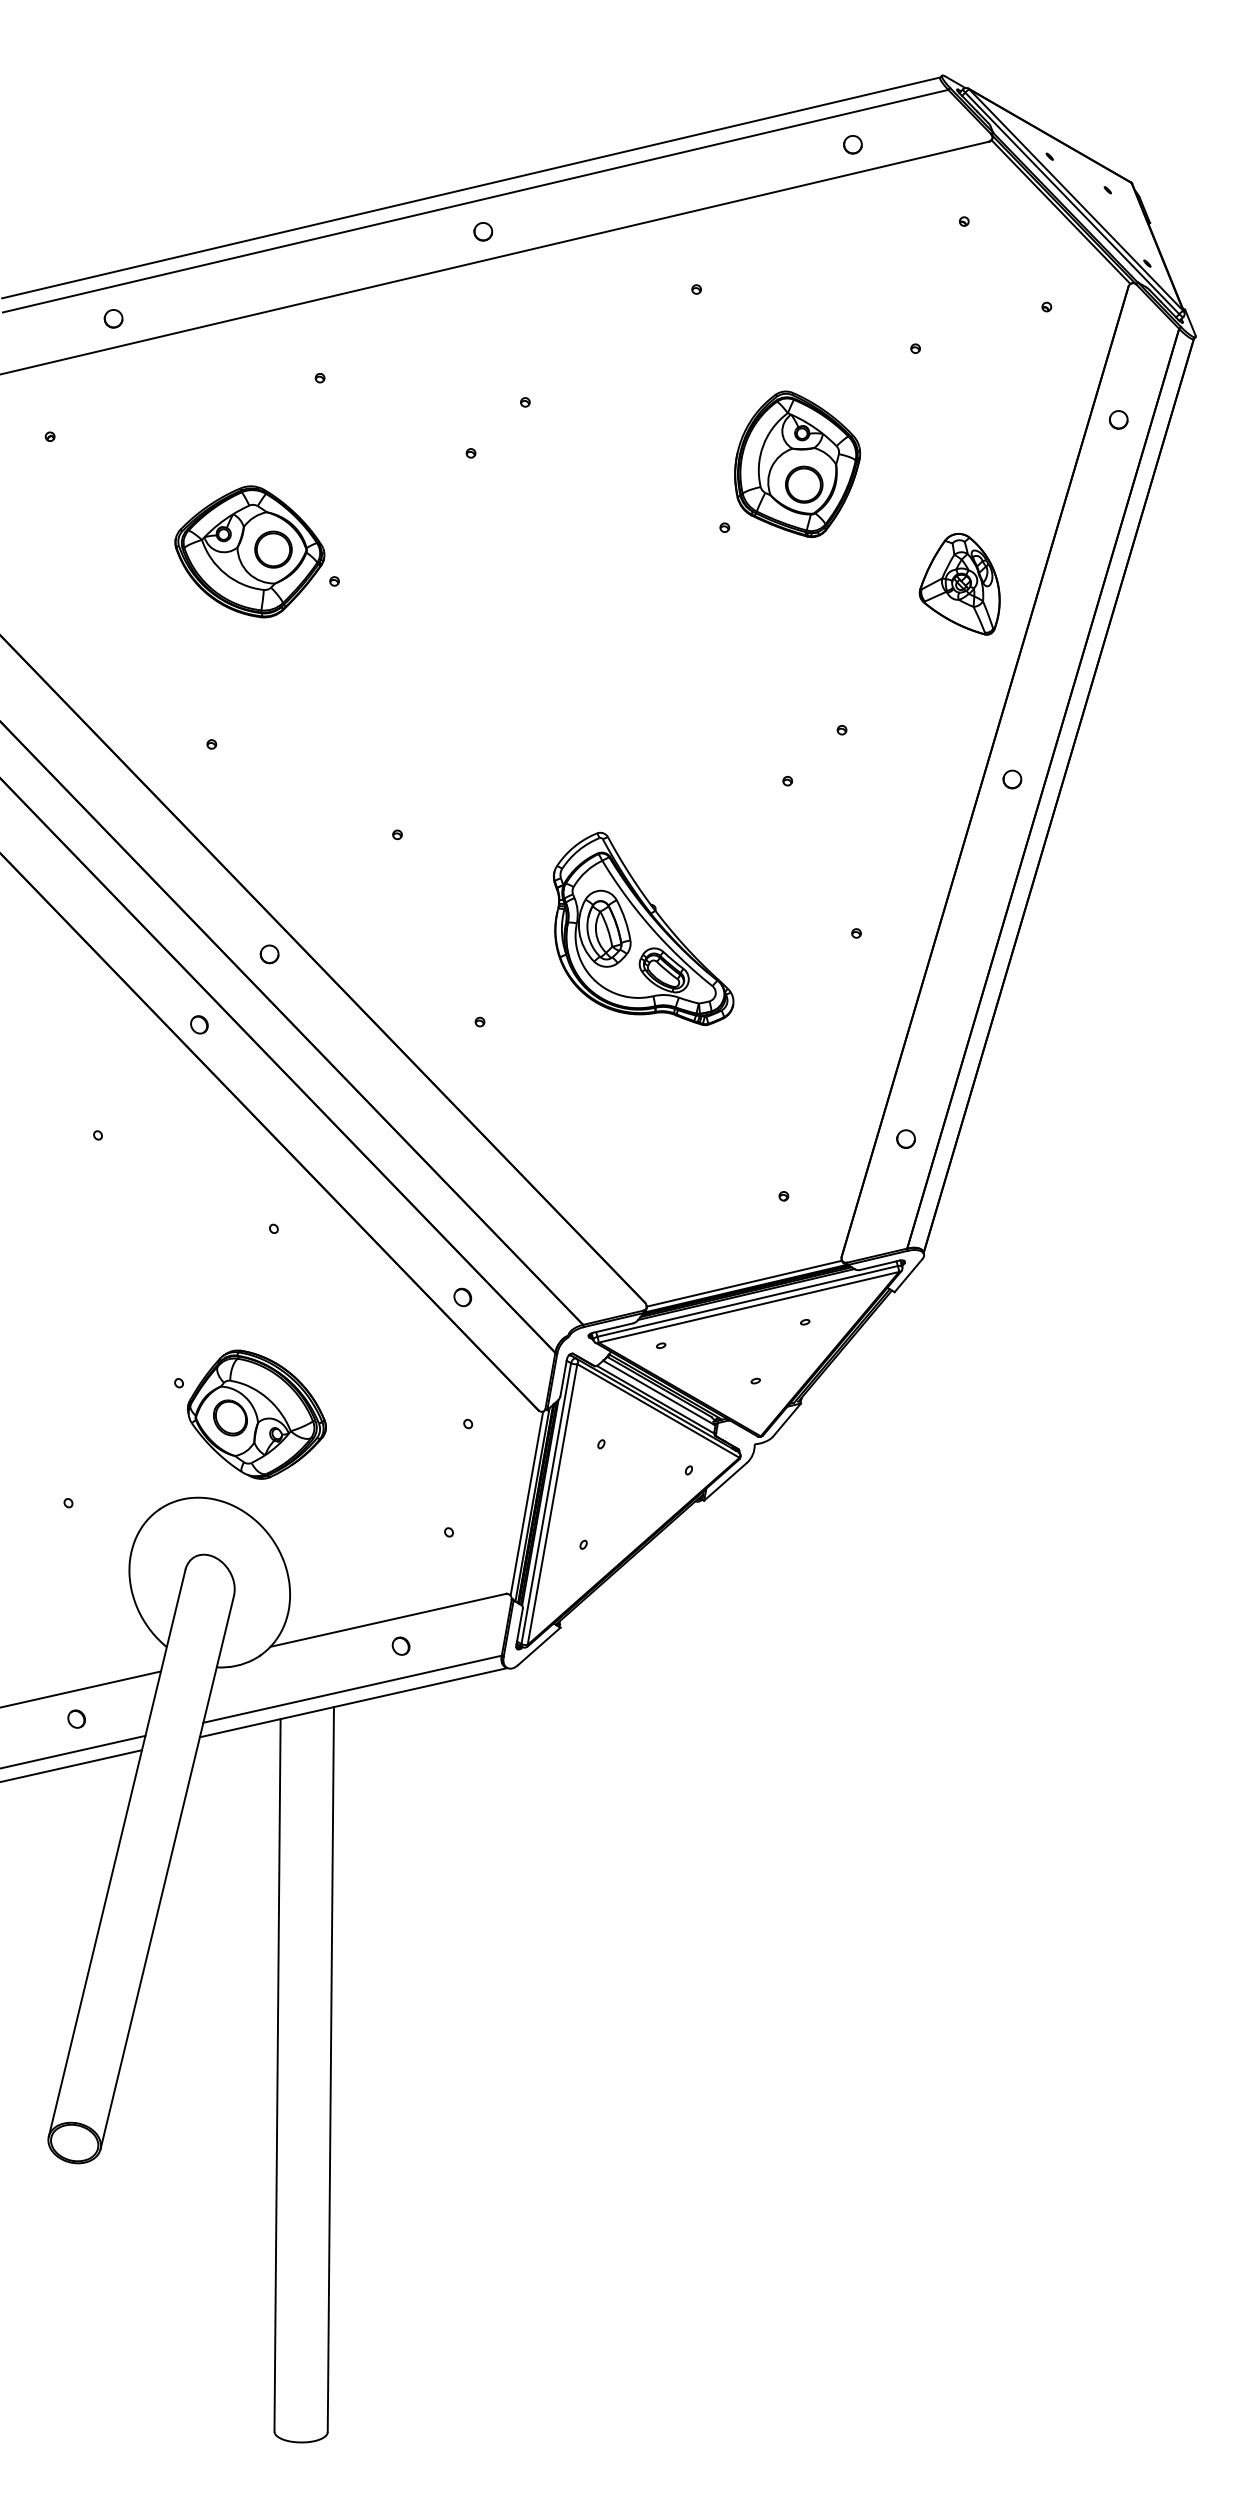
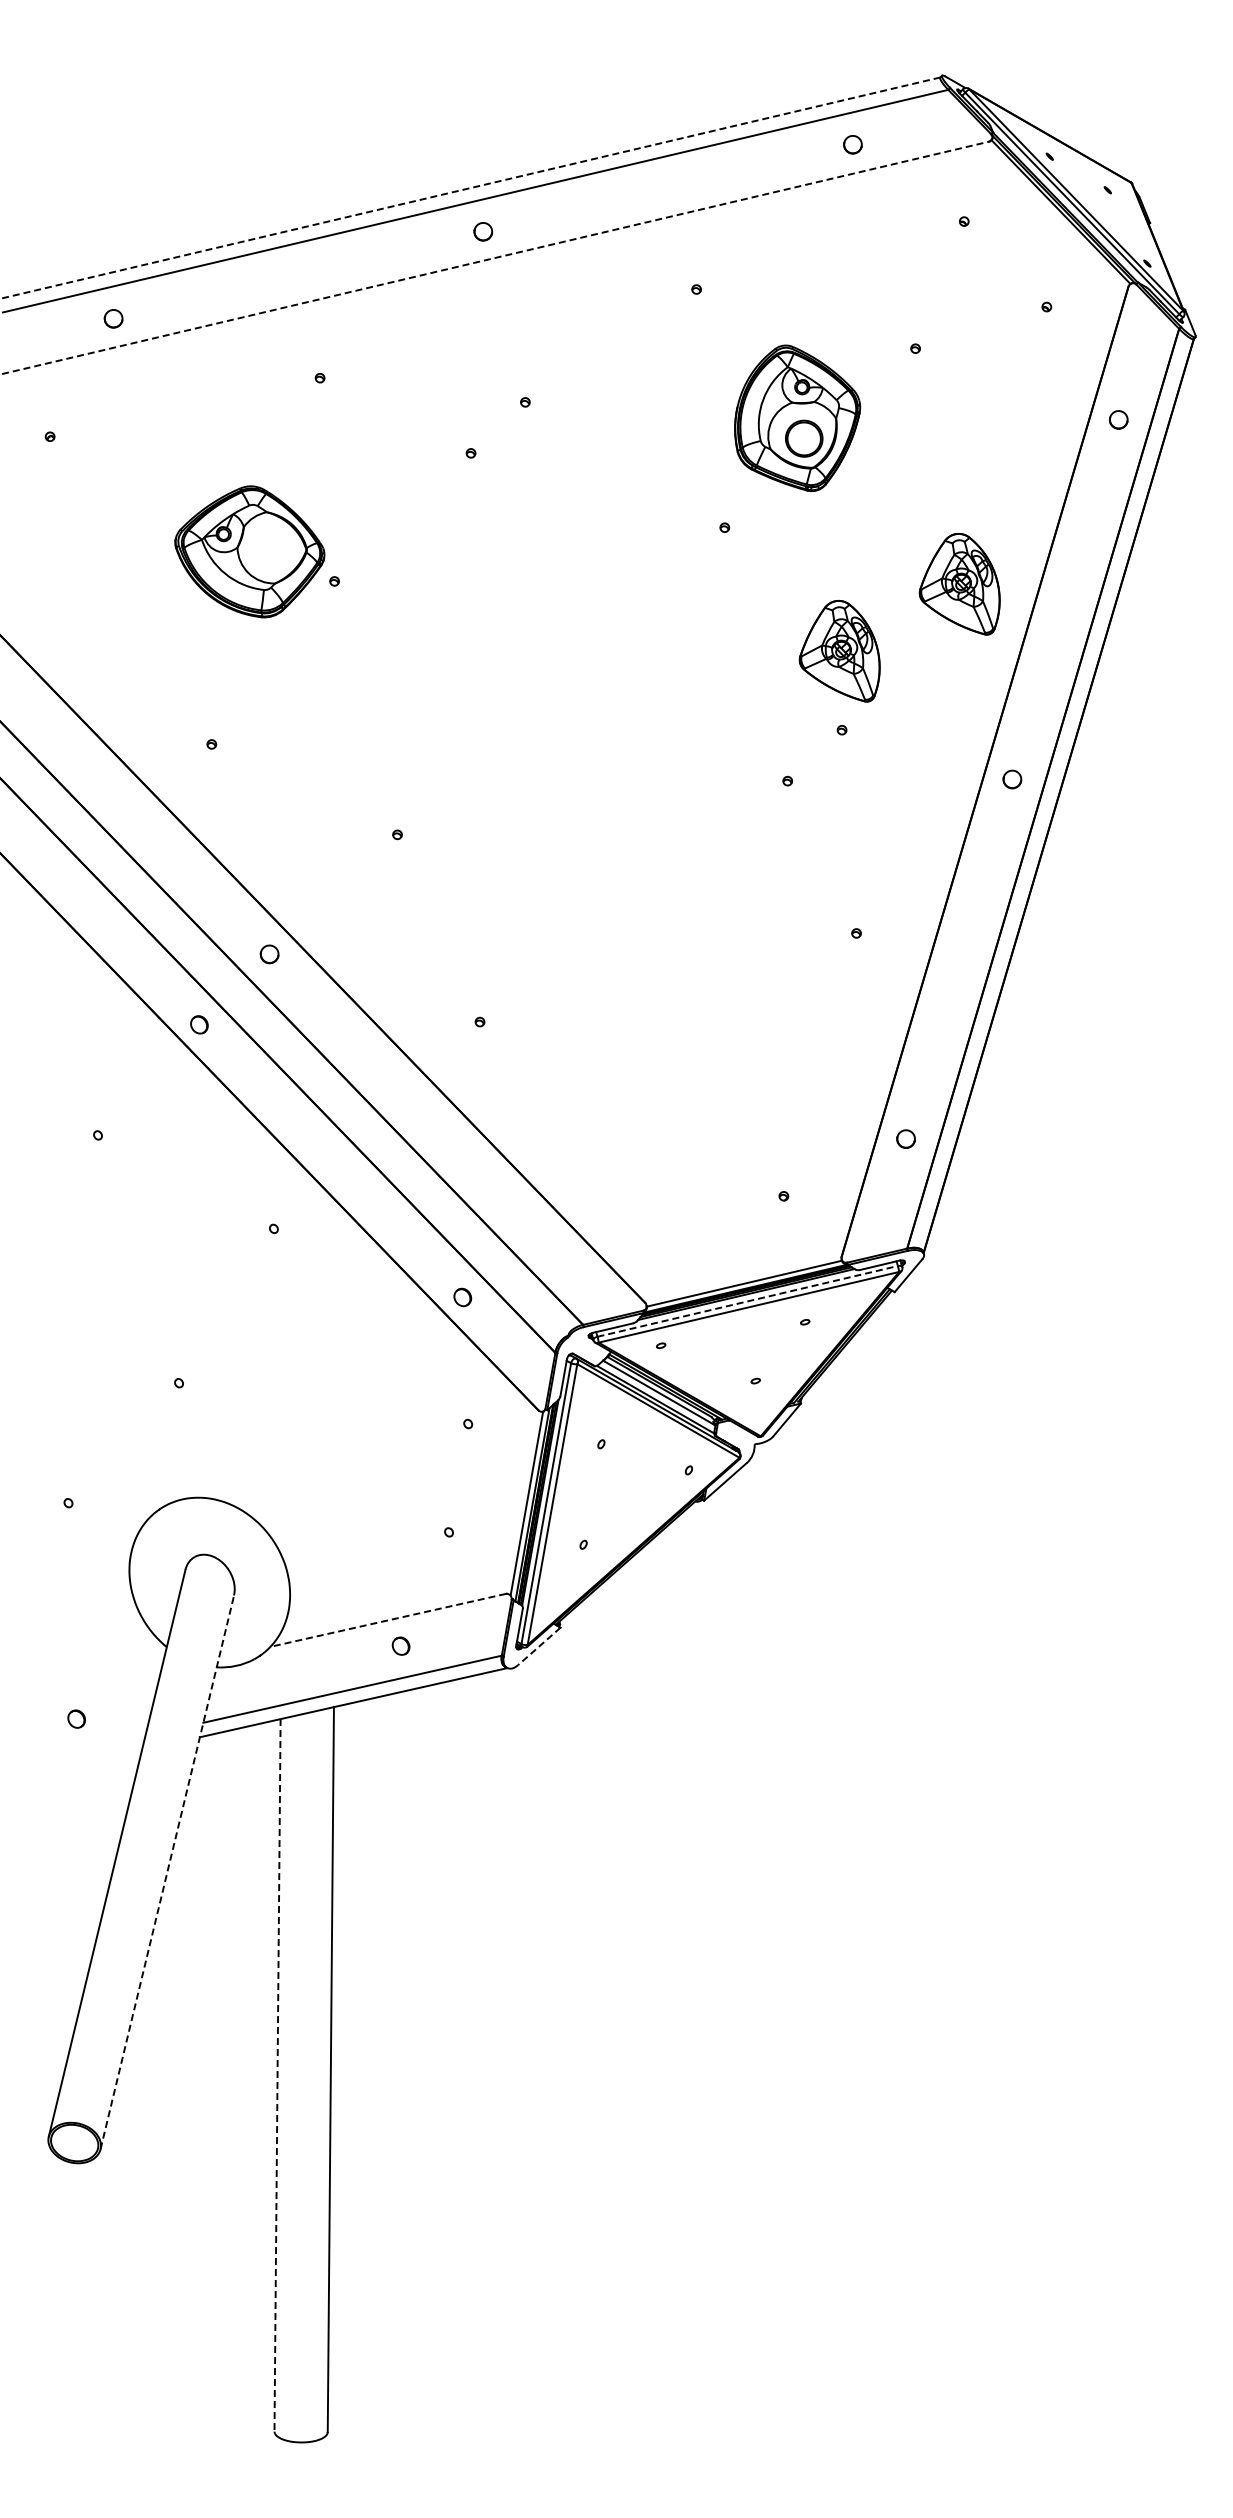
line: solid -> dashed (471, 187)
line: solid -> dashed (494, 258)
part position: (797, 464) -> (797, 418) (797, 418)
part: present -> none (273, 549)
part: none -> present (839, 651)
part: present -> none (643, 928)
line: solid -> dashed (748, 1301)
part: present -> none (256, 1414)
line: solid -> dashed (388, 1620)
line: solid -> dashed (539, 1646)
line: present -> none (81, 1689)
line: present -> none (73, 1751)
line: present -> none (71, 1765)
line: solid -> dashed (167, 1872)
line: solid -> dashed (277, 2075)
